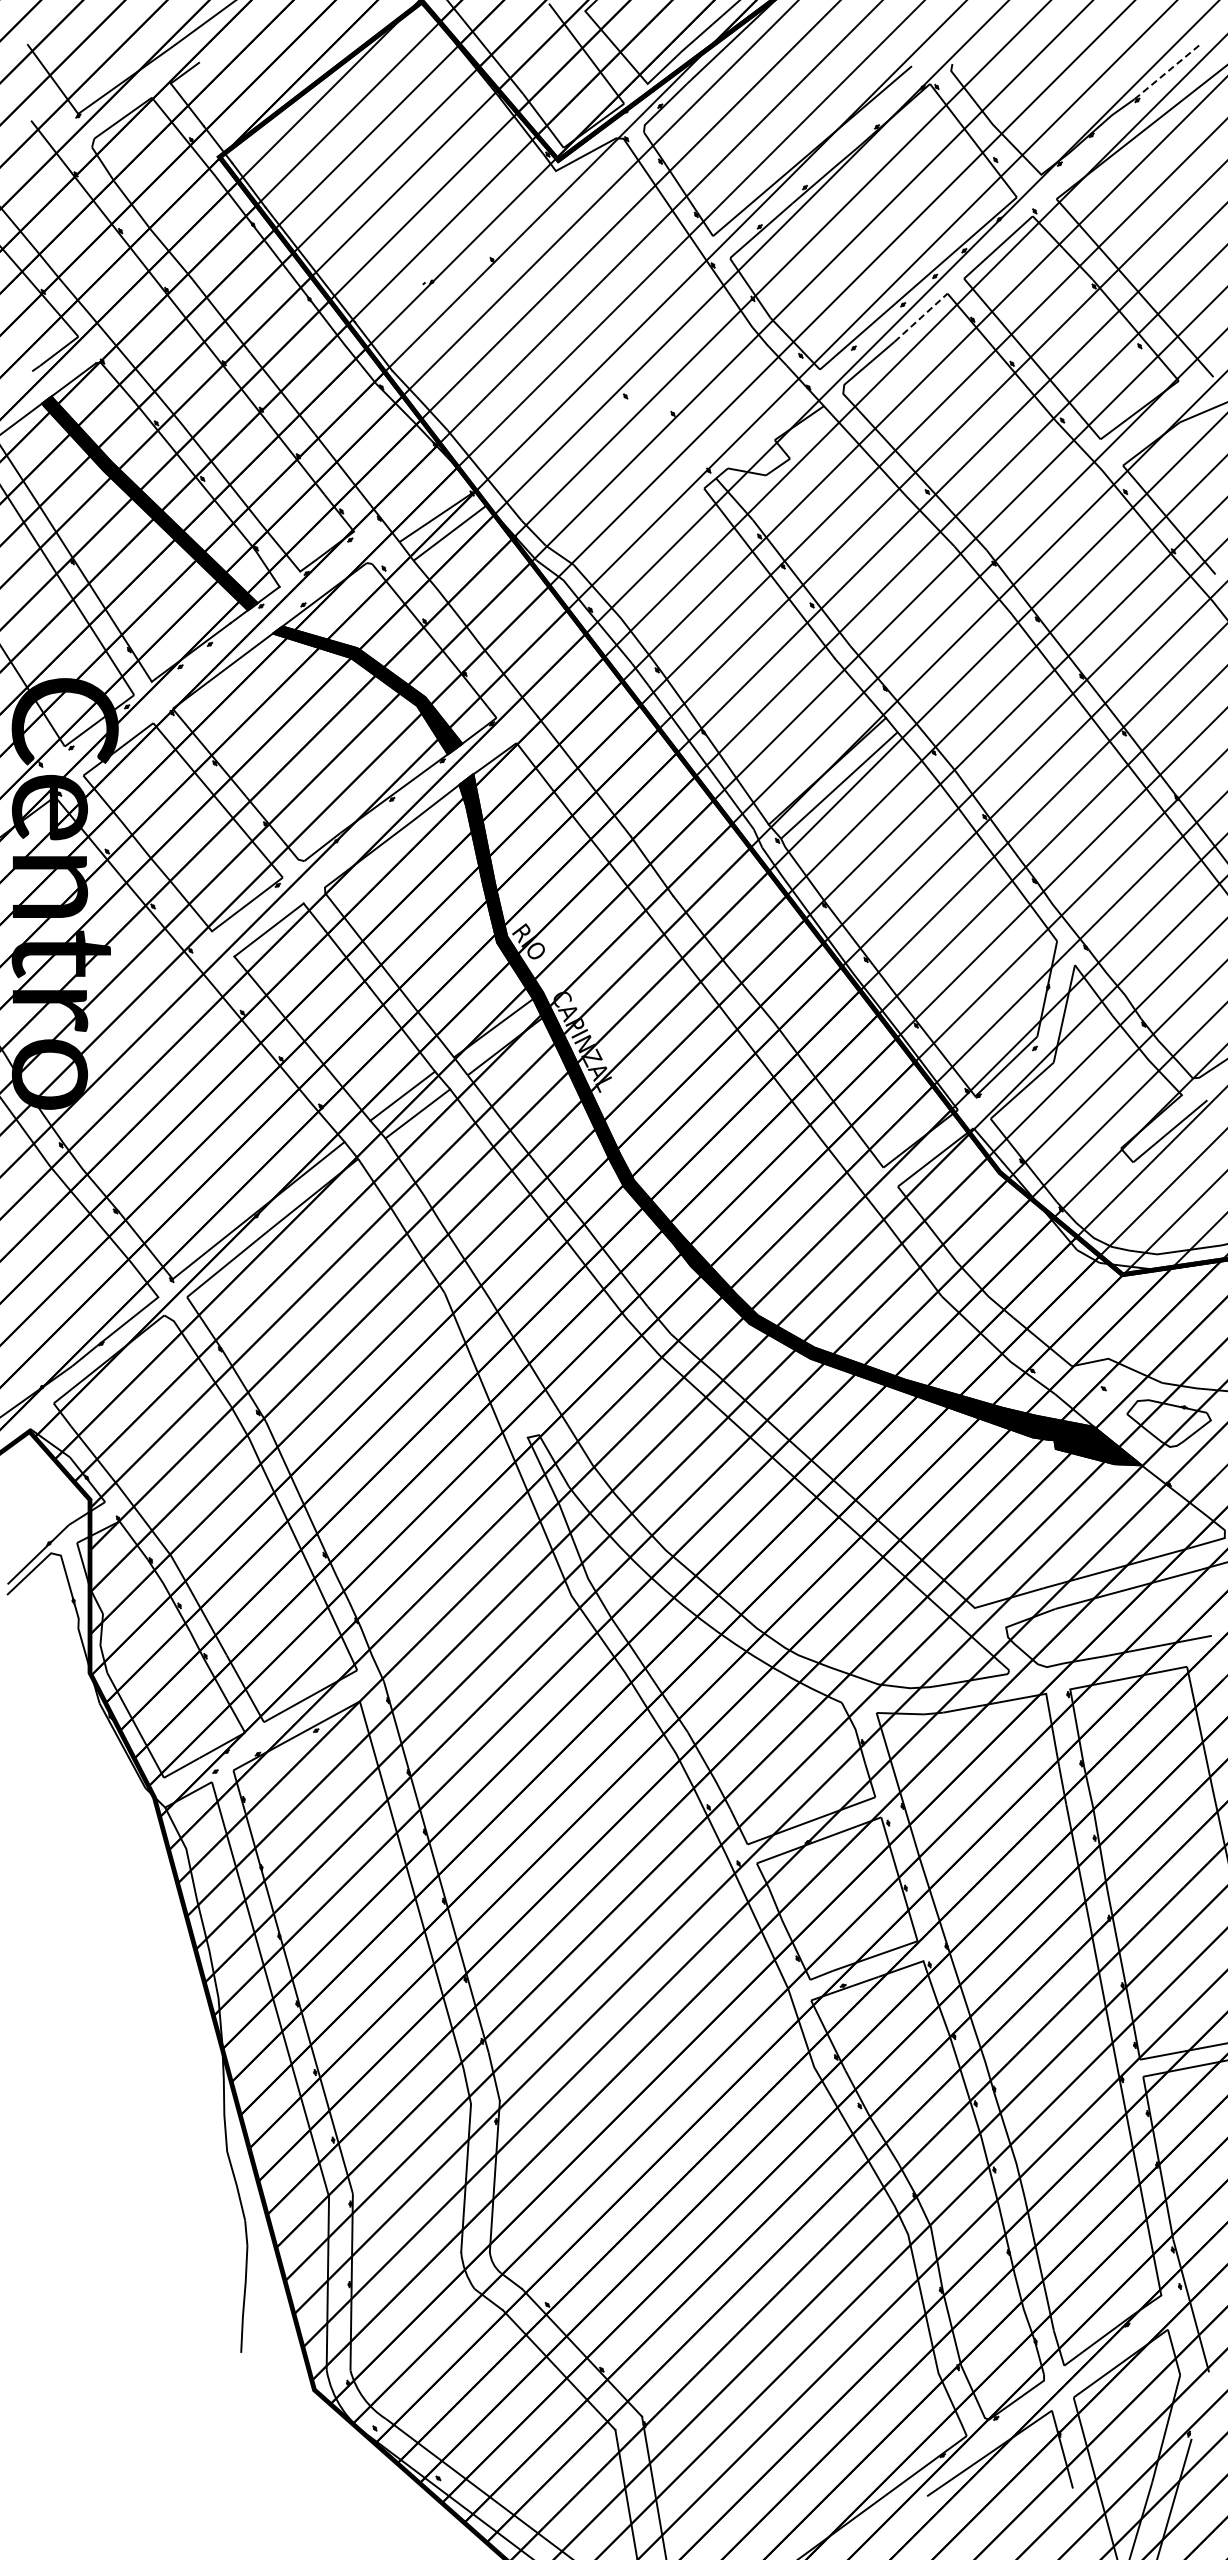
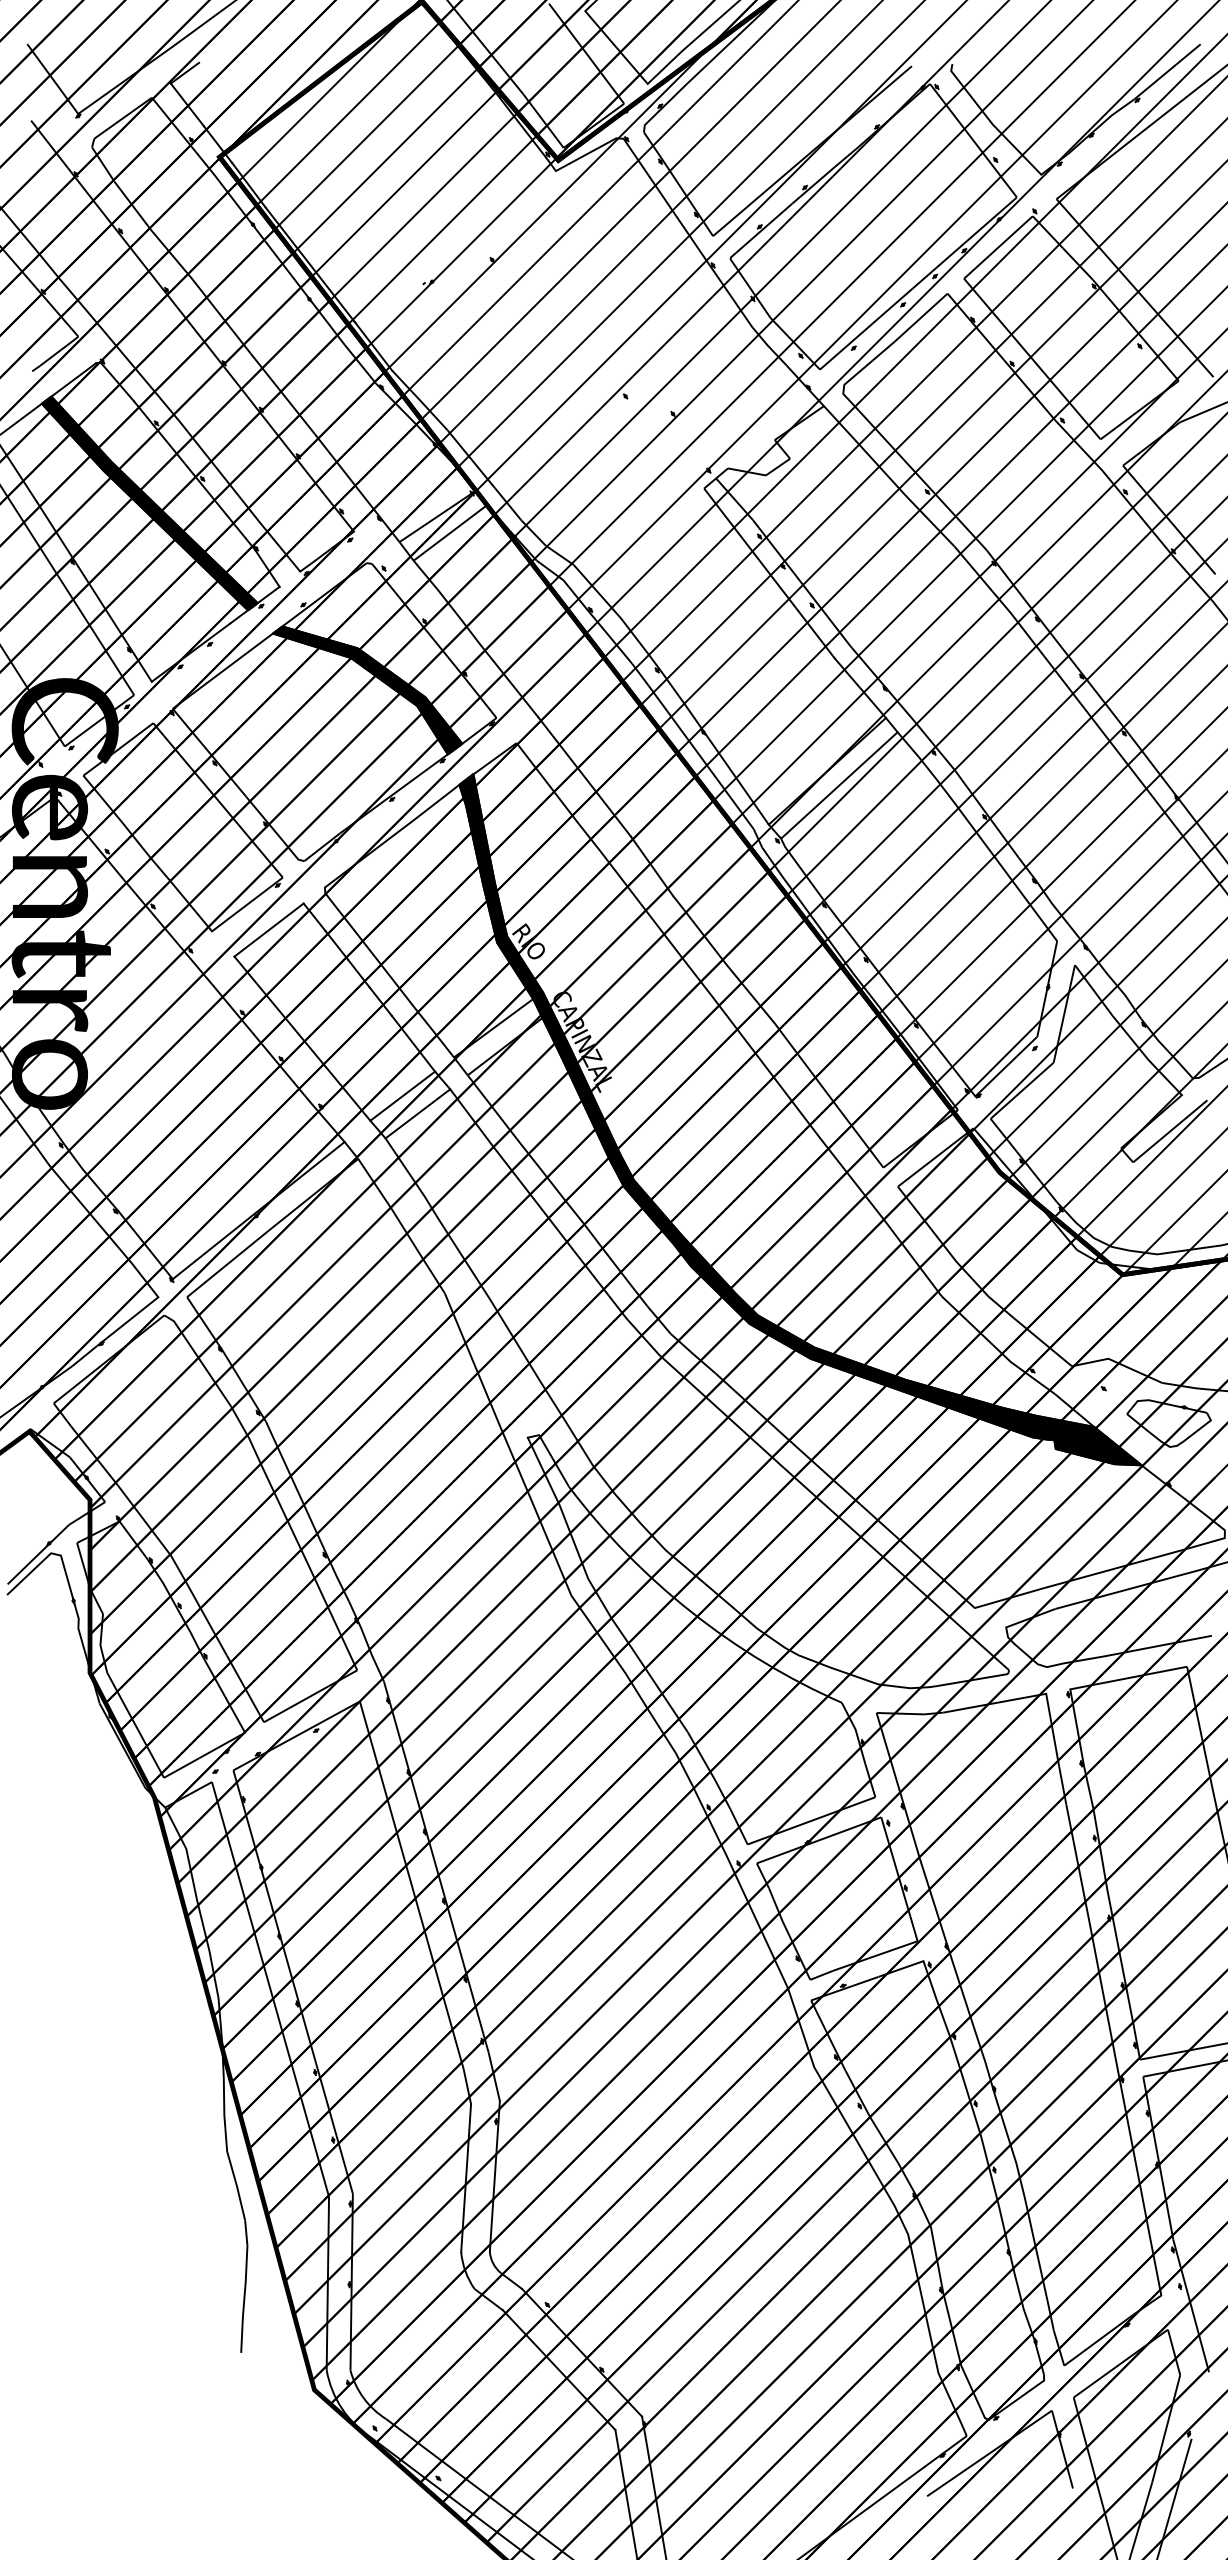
line: dashed -> solid (1167, 71)
line: dashed -> solid (921, 317)
